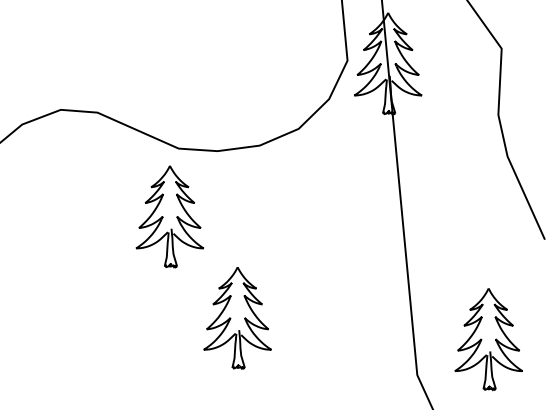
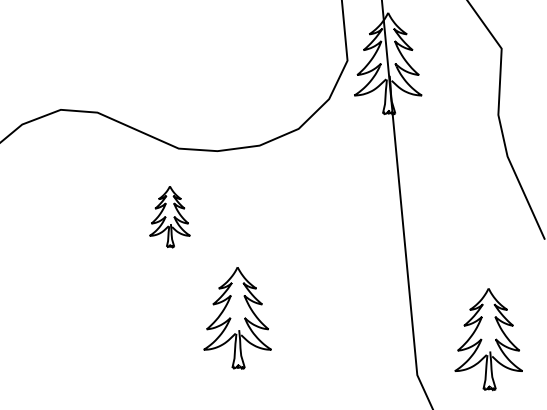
part size: 70x104 px -> 42x63 px (169, 217)
